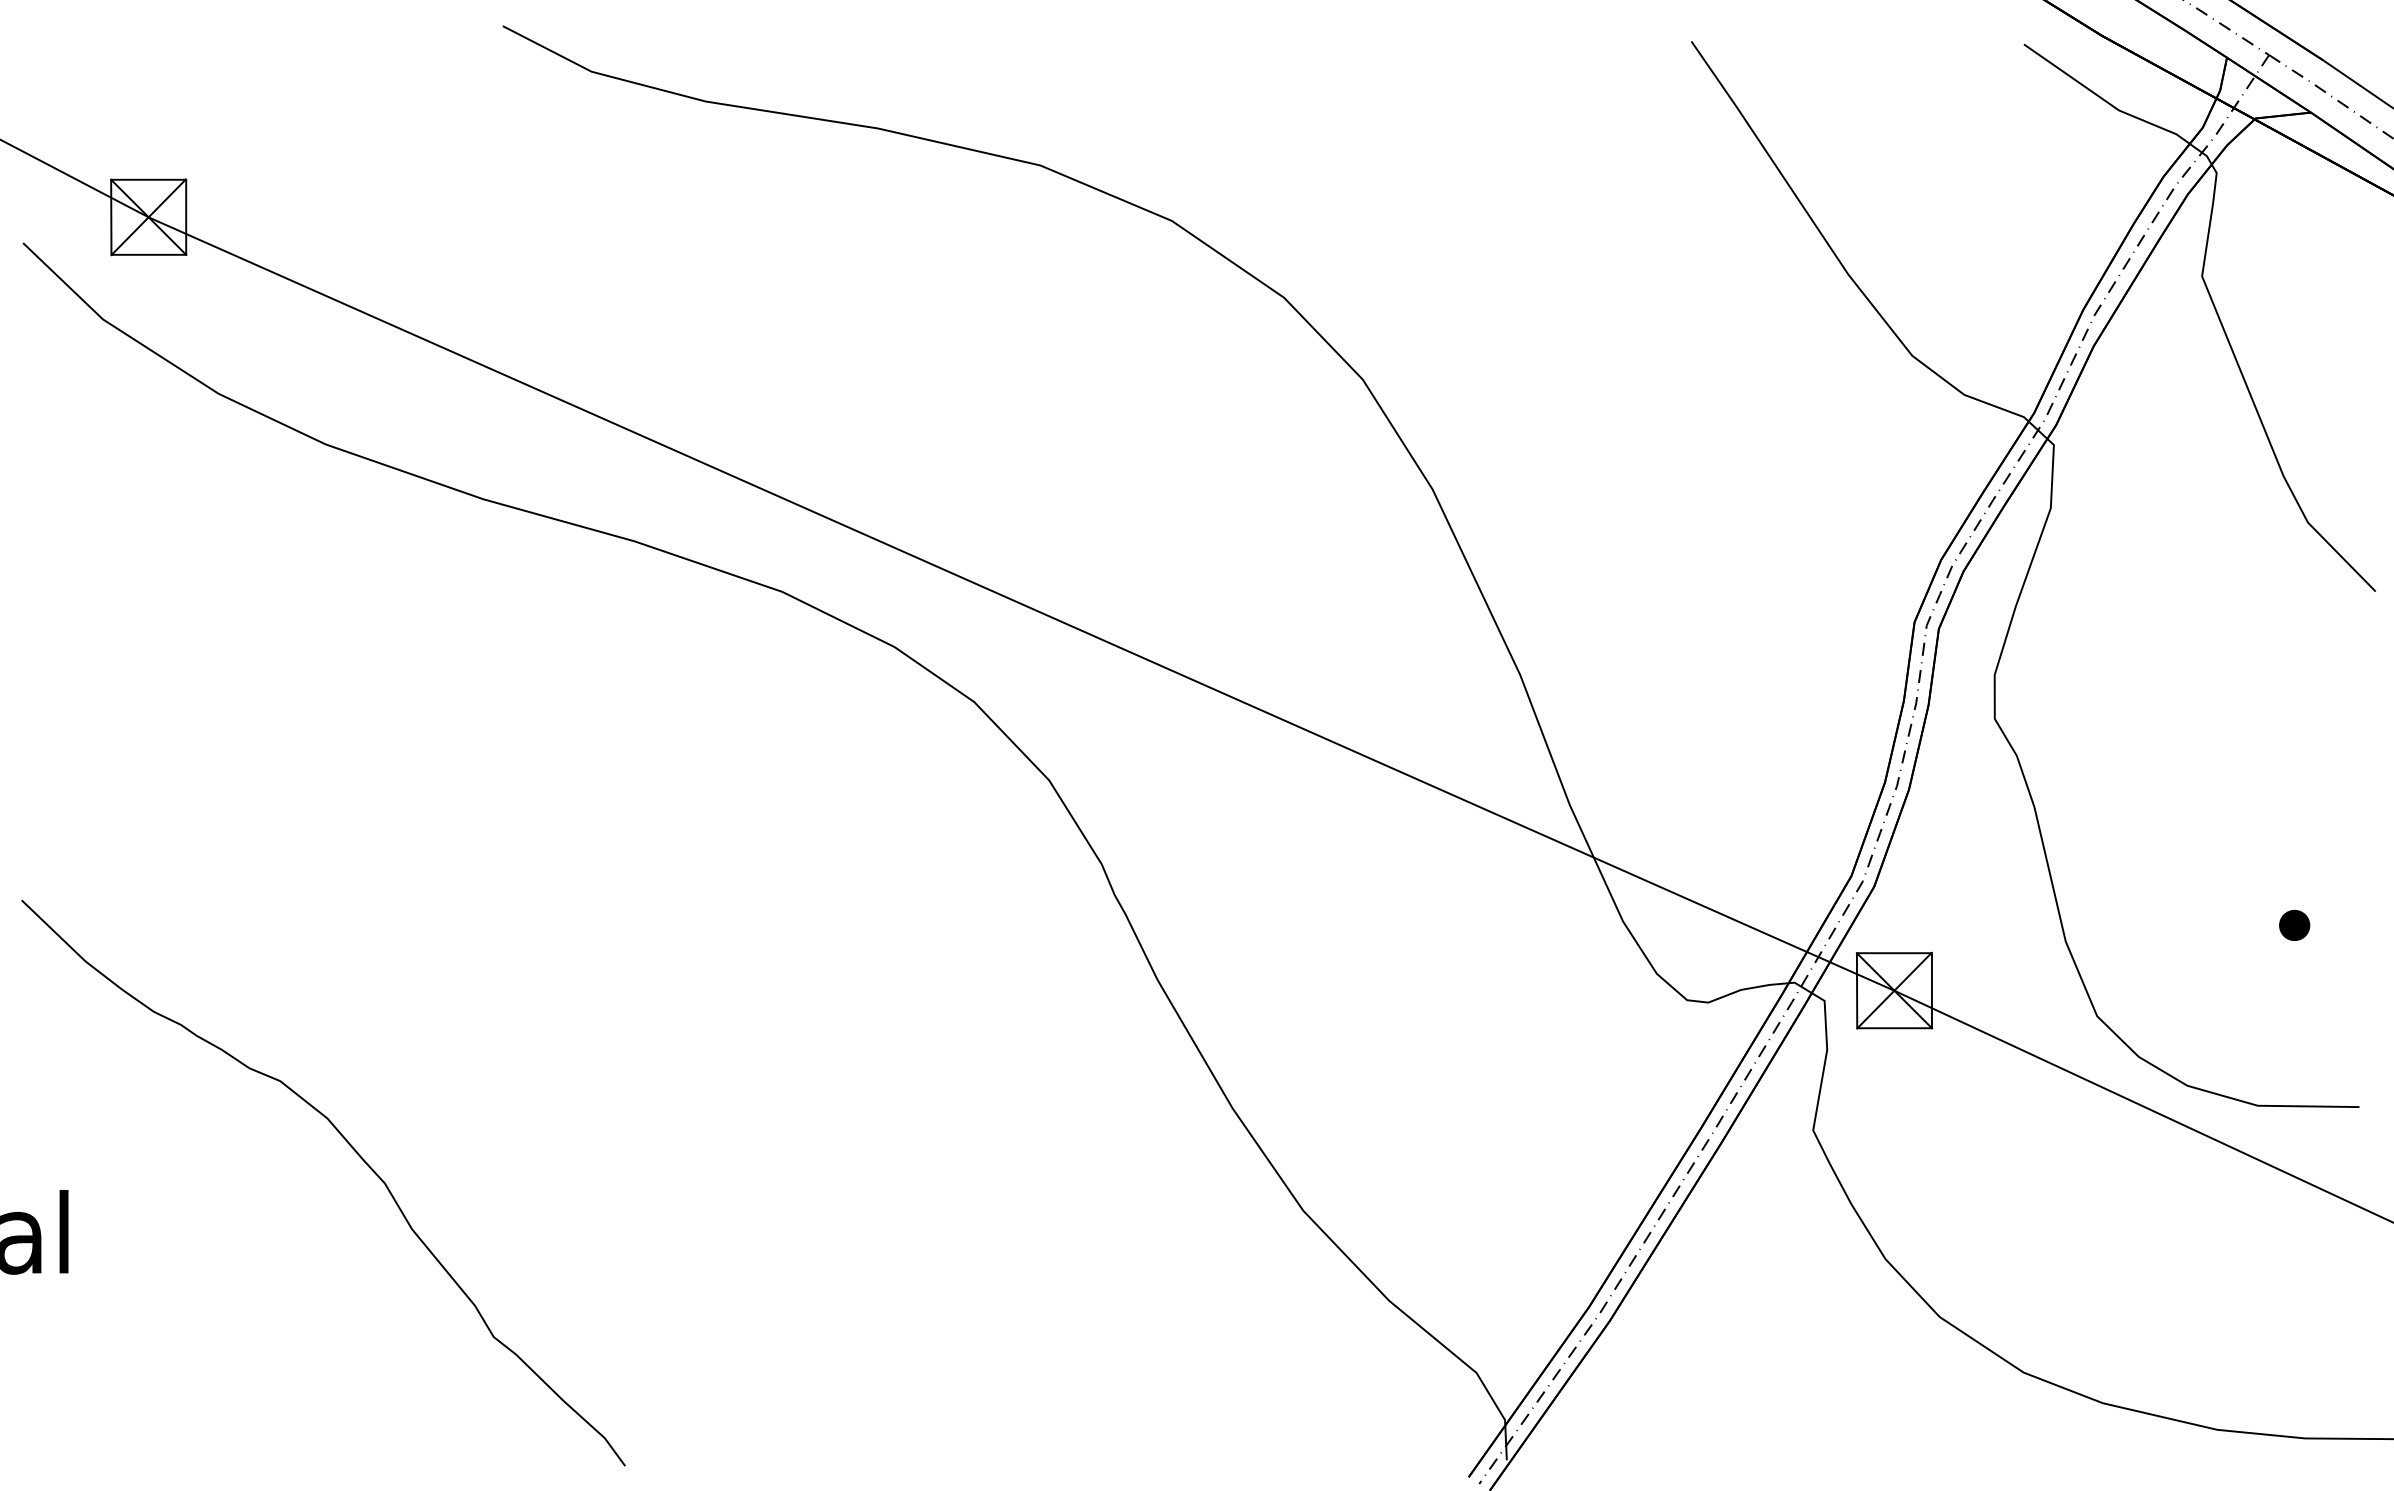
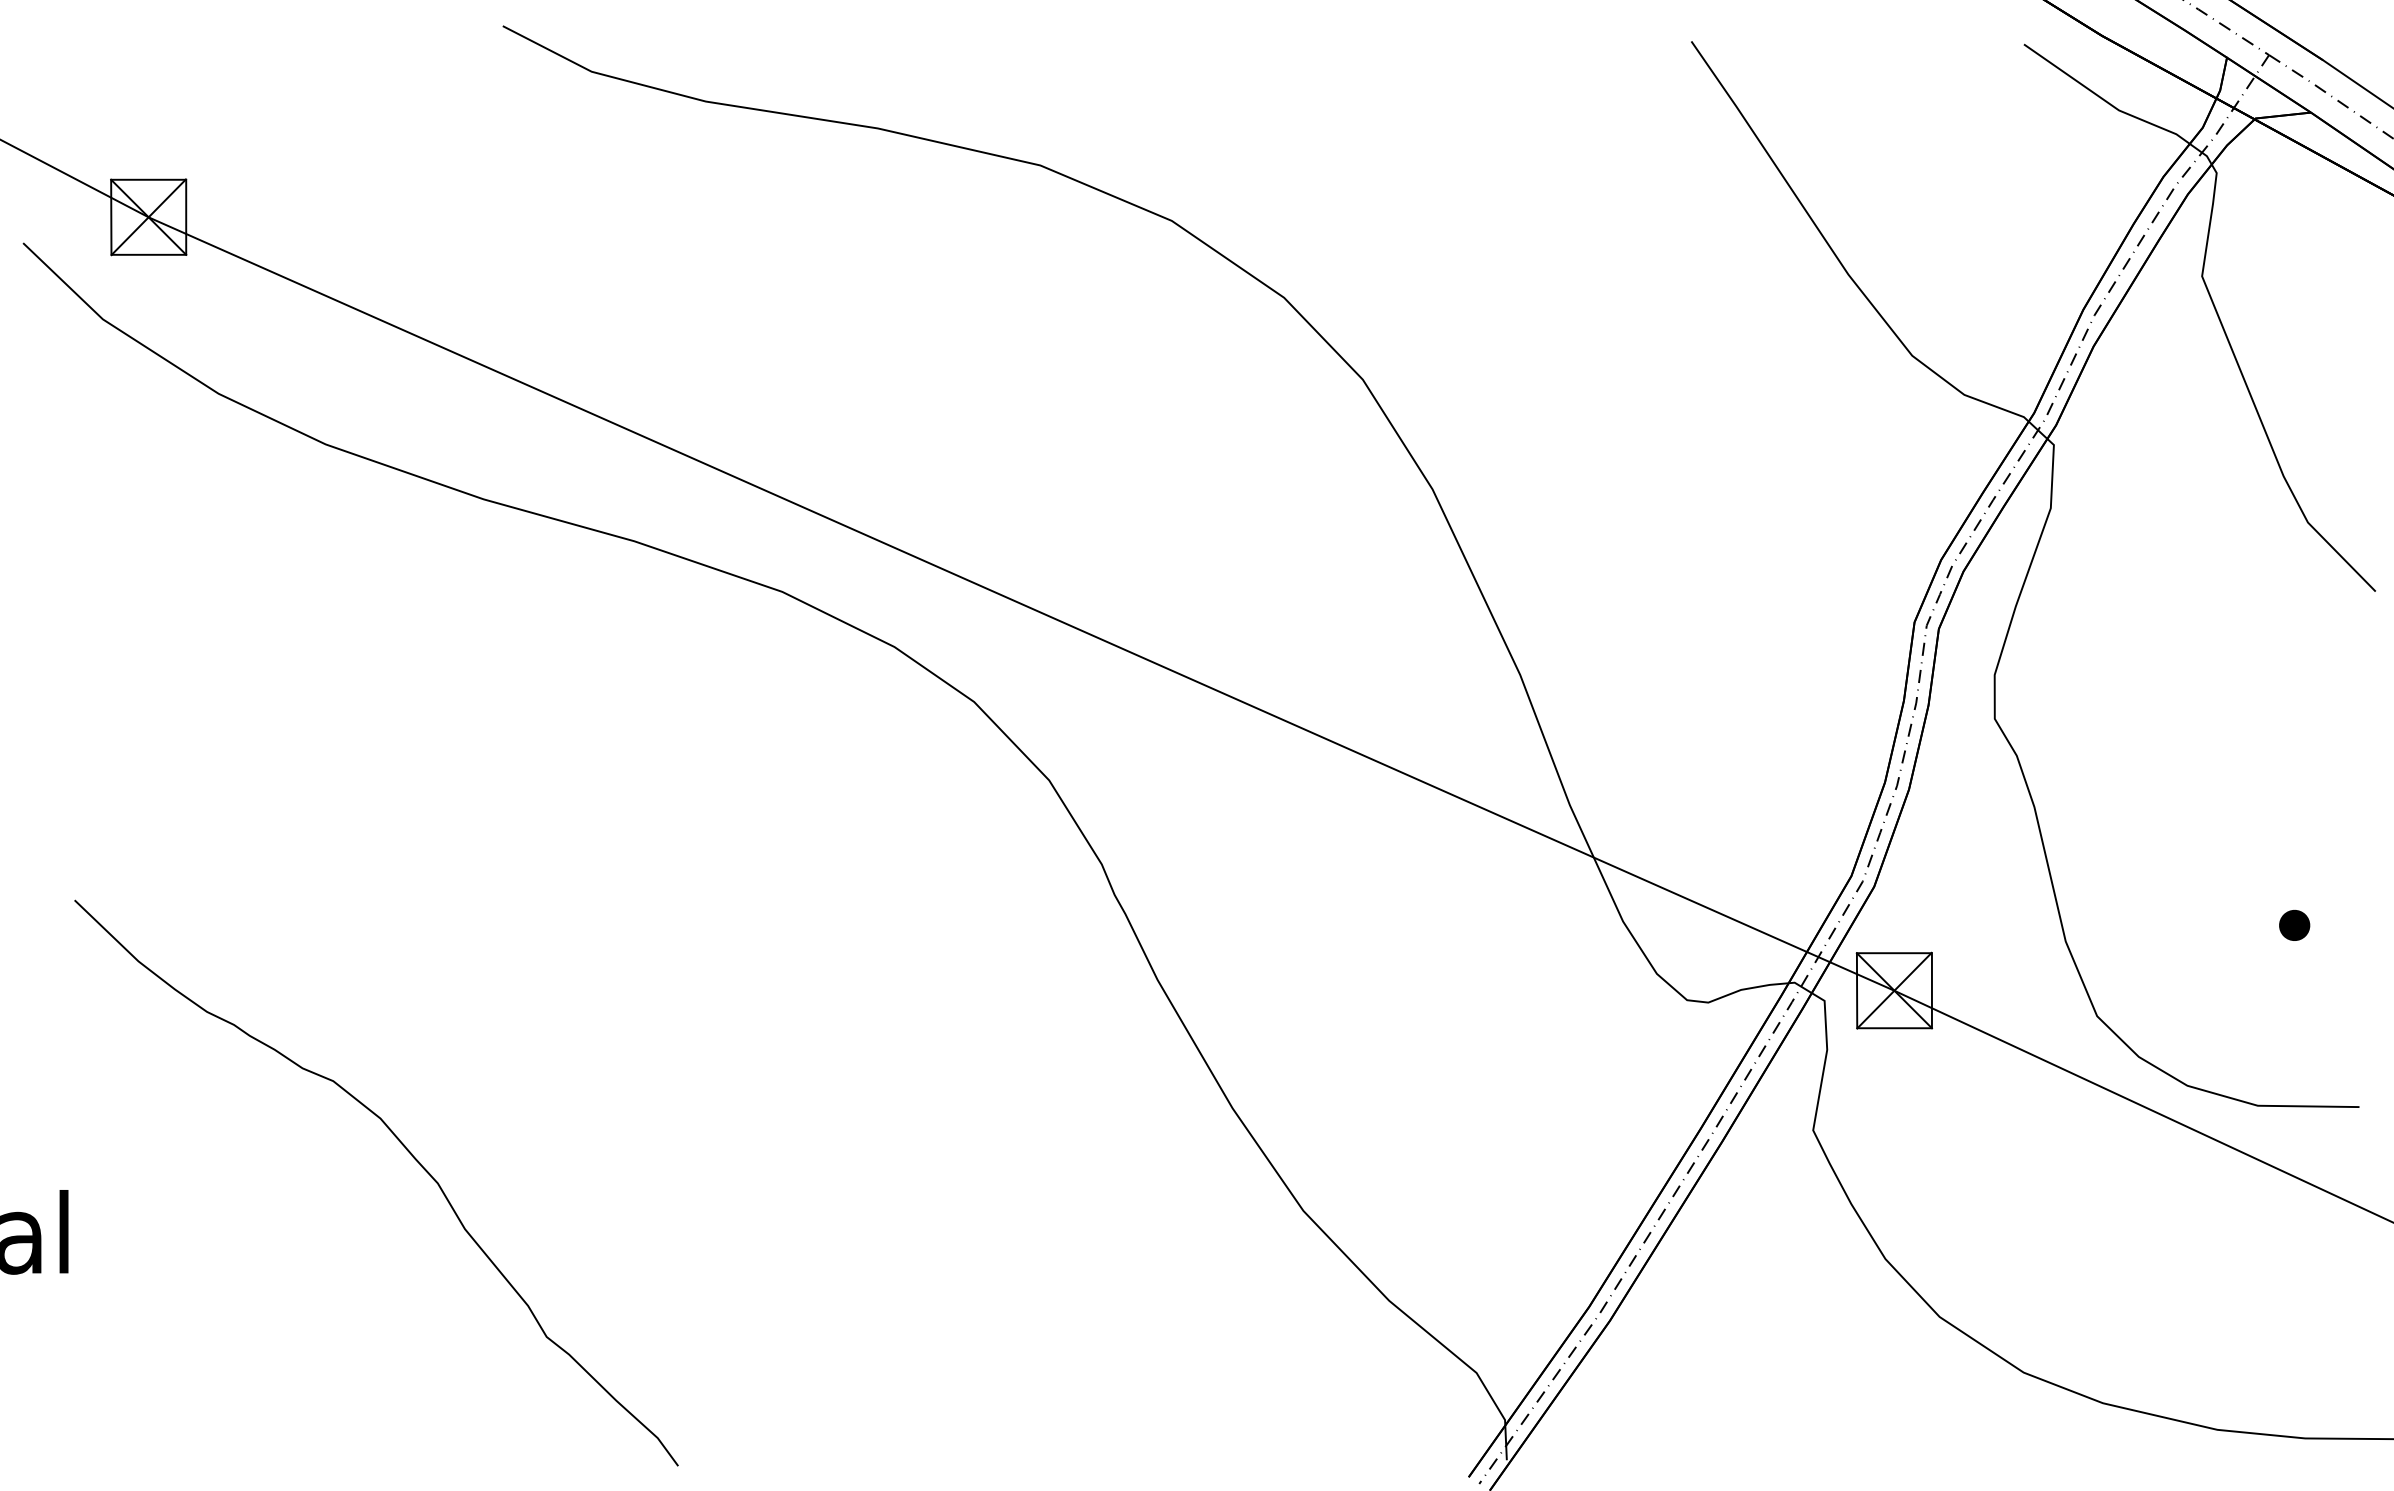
curve position: (359, 1157) -> (412, 1157) (412, 1157)
